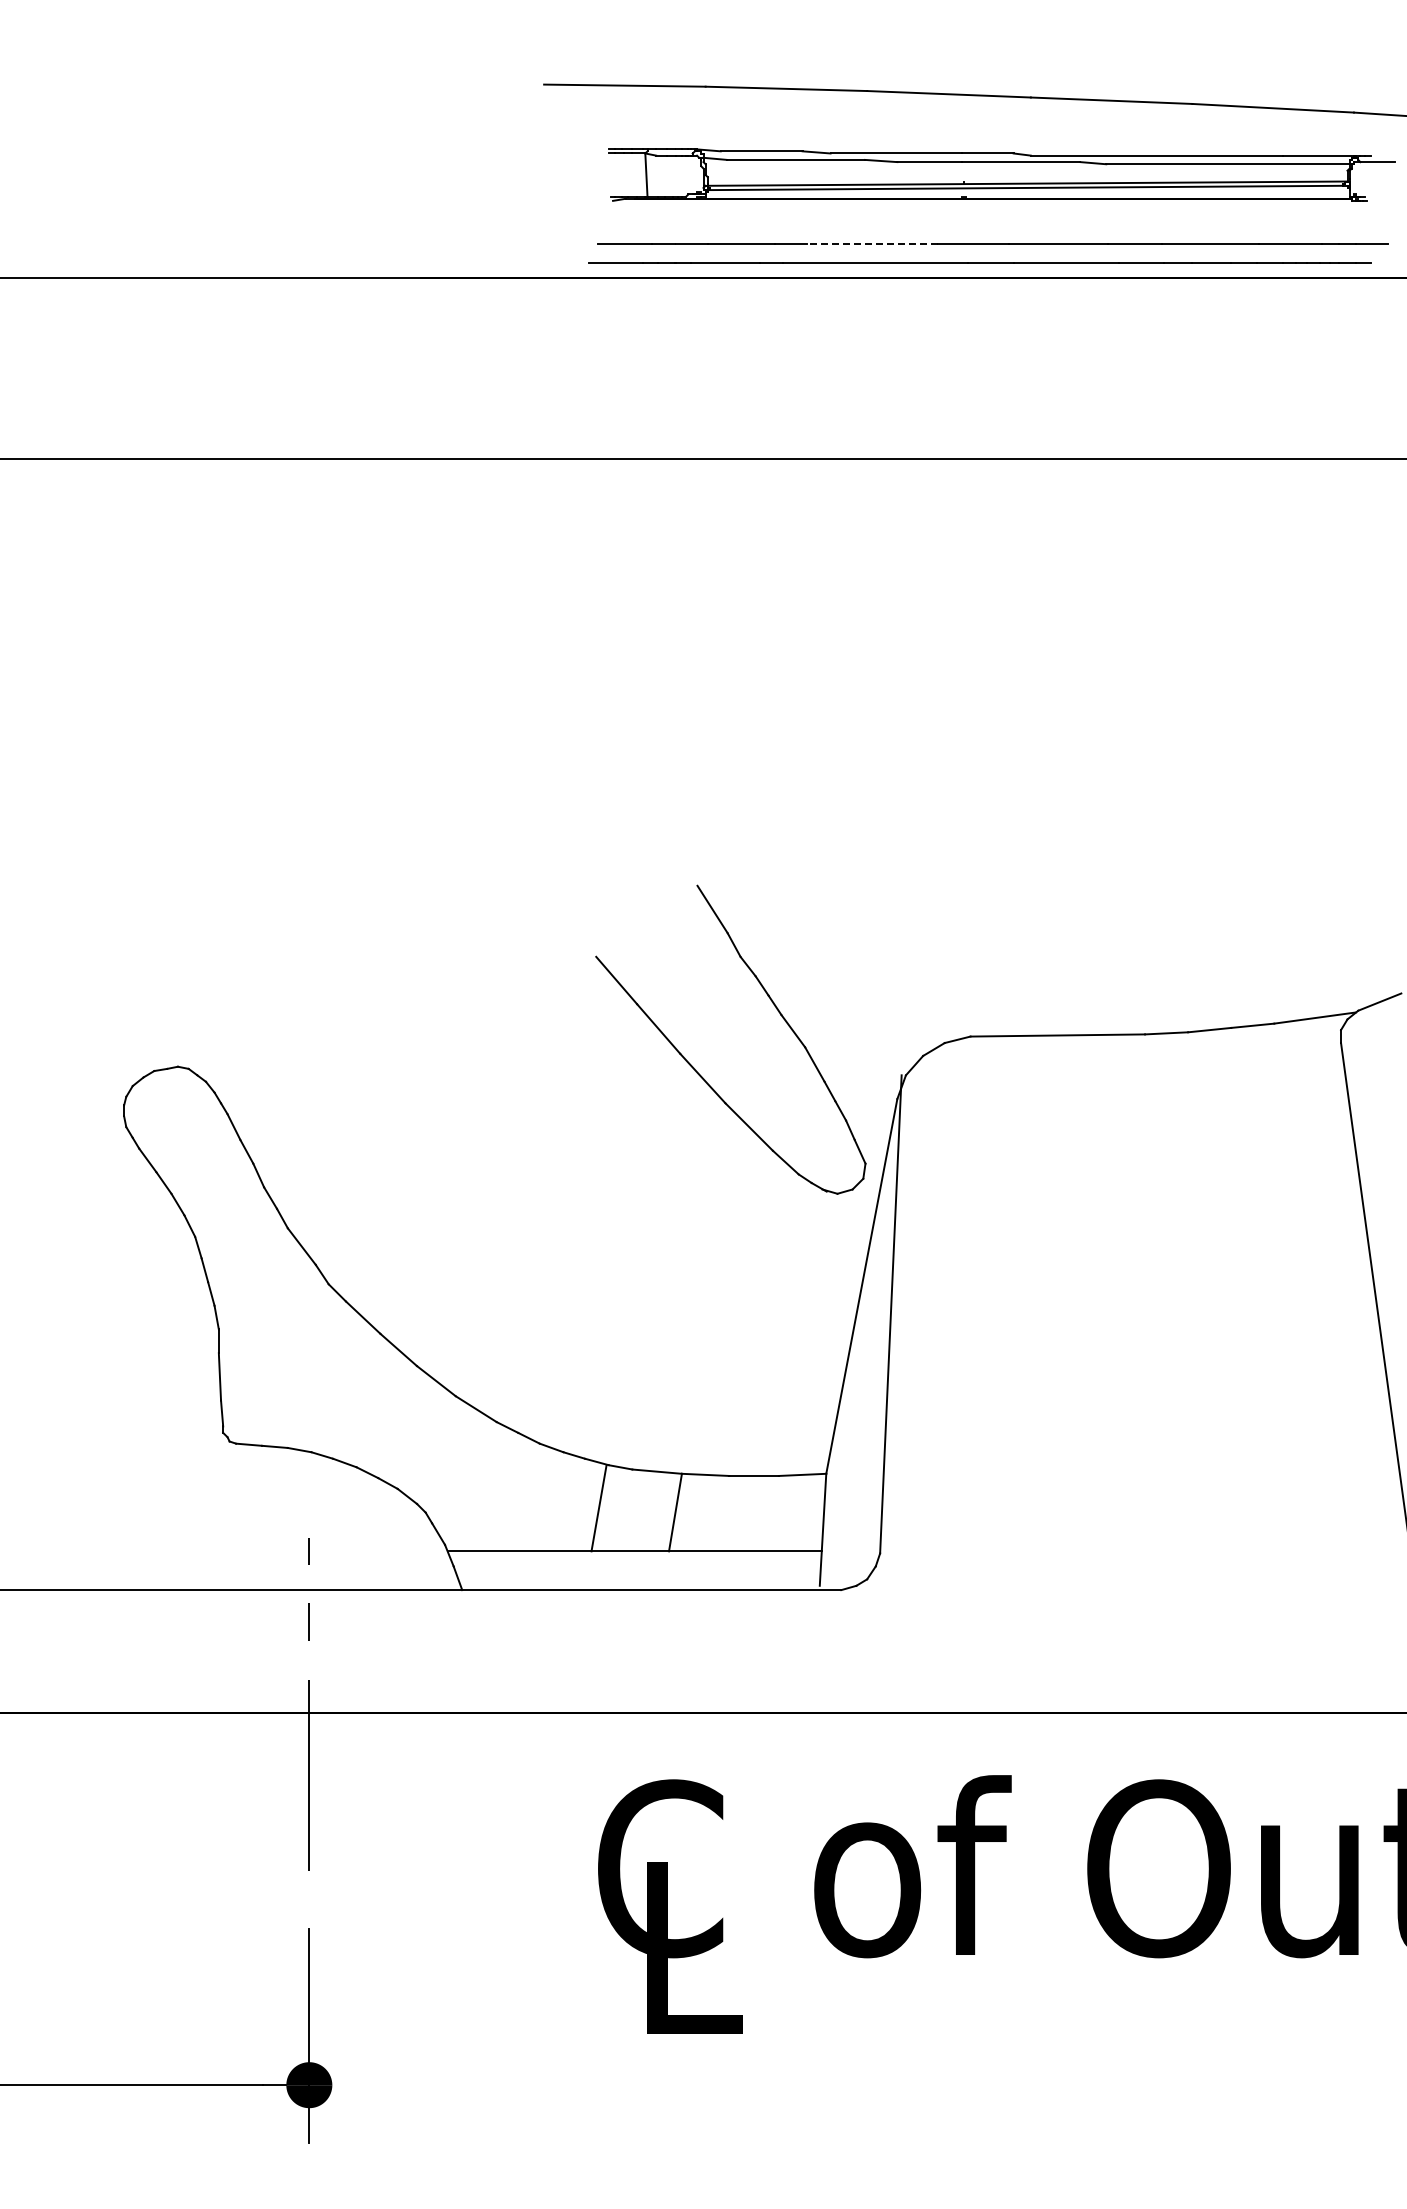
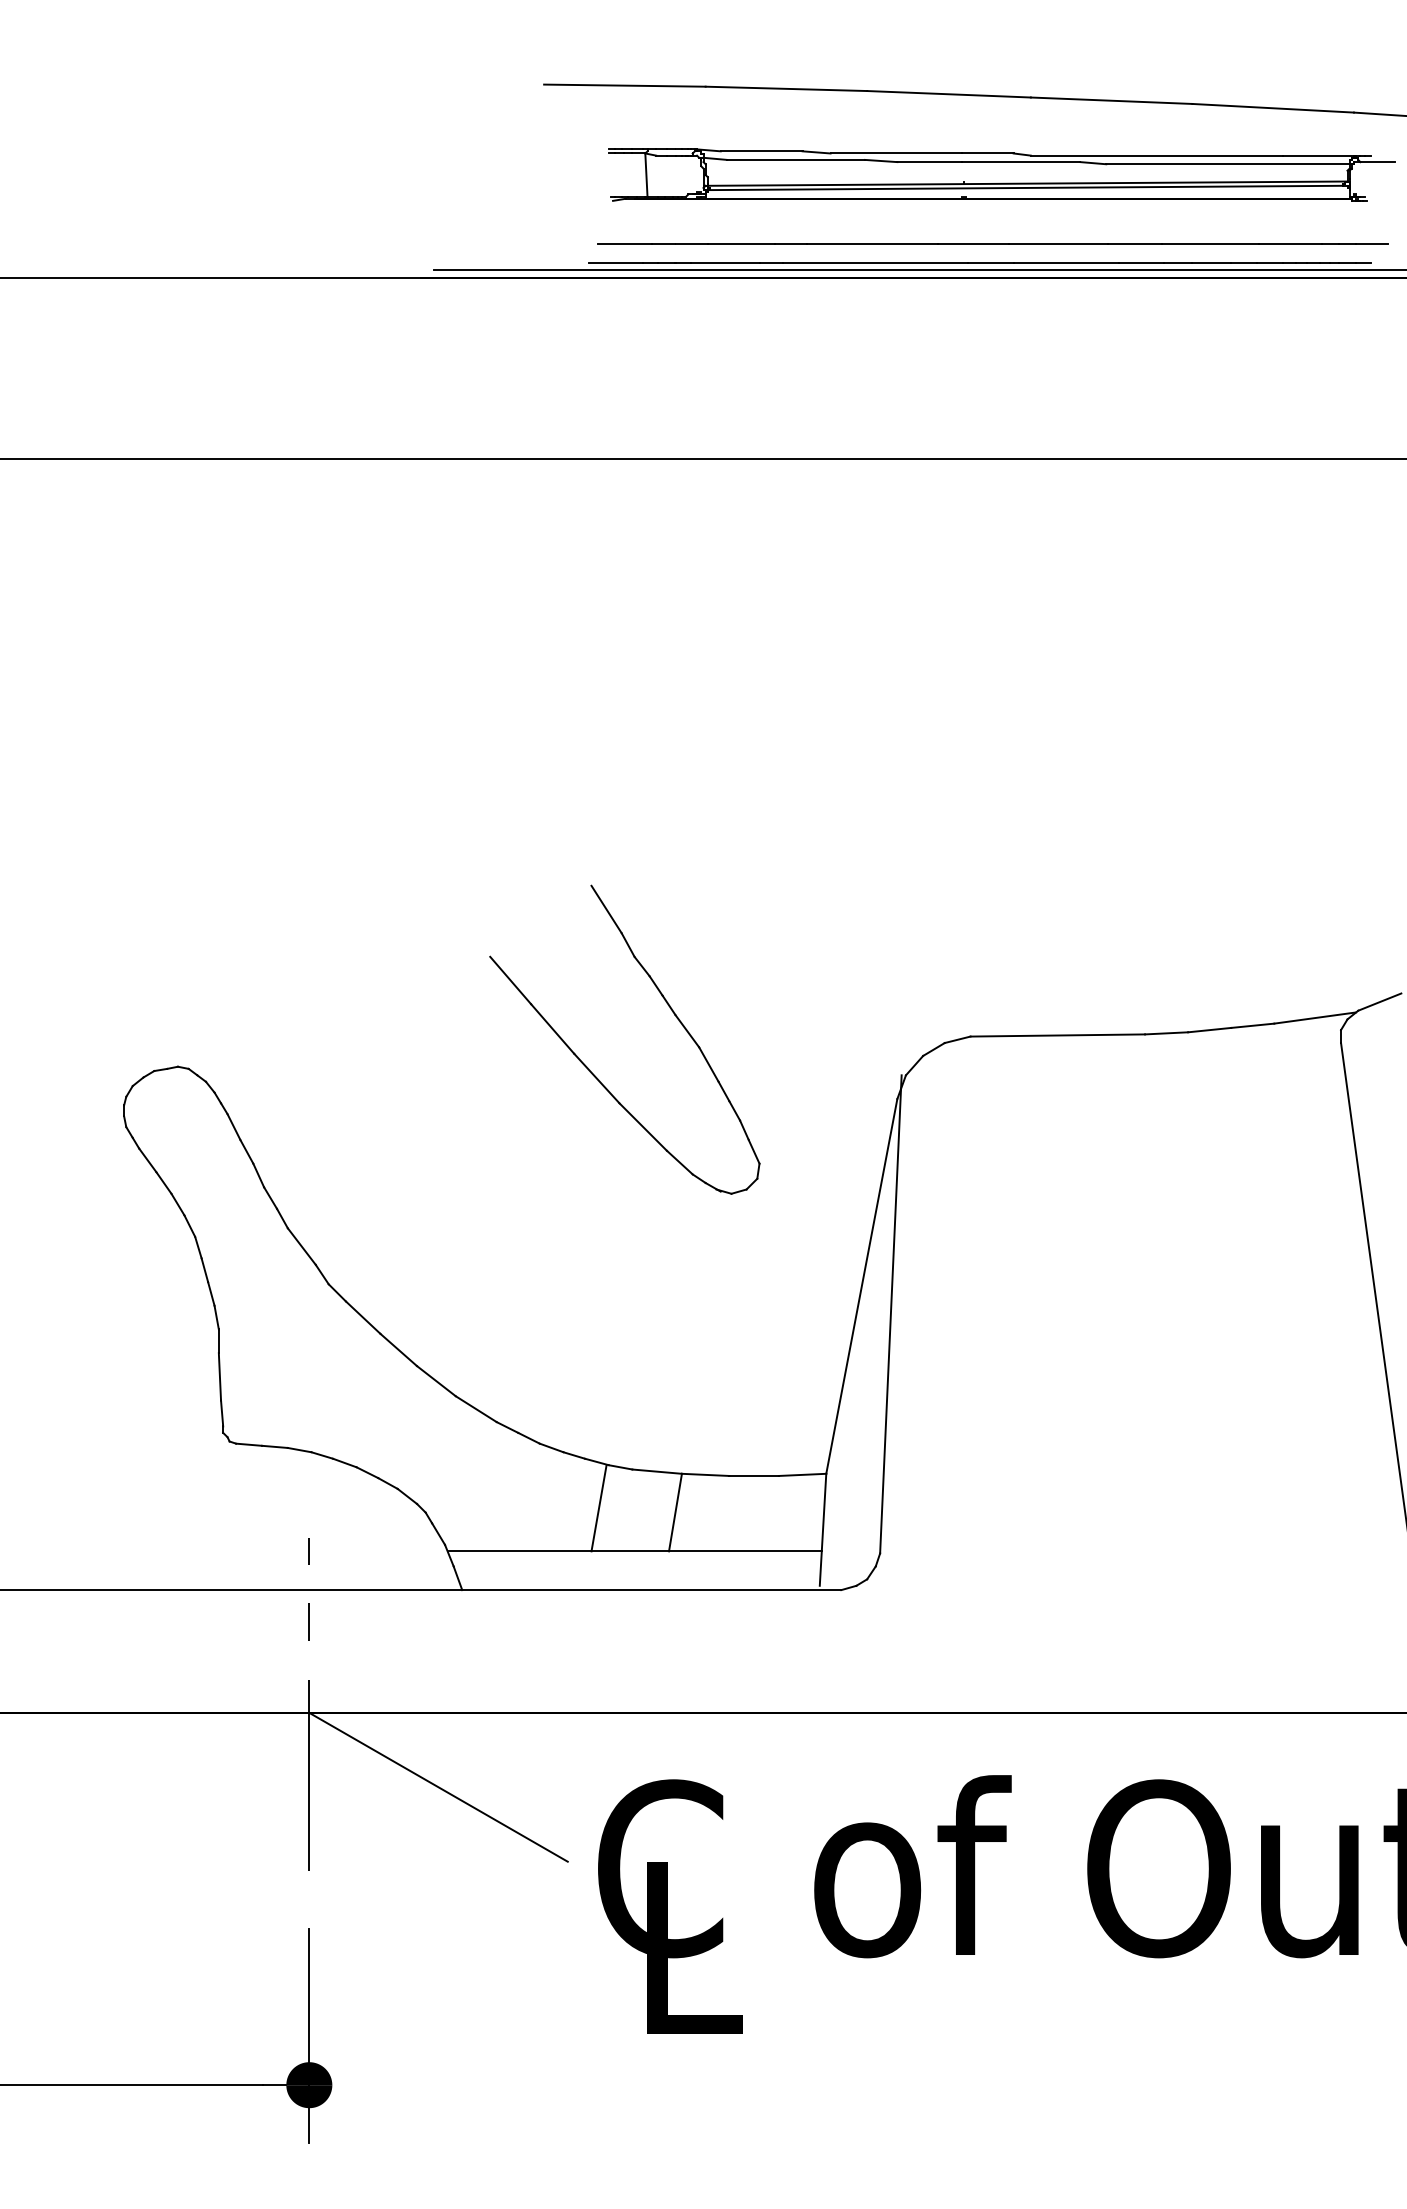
line: dashed -> solid (872, 243)
line: none -> present (918, 269)
part position: (694, 1067) -> (588, 1067) (588, 1067)
line: none -> present (438, 1786)
